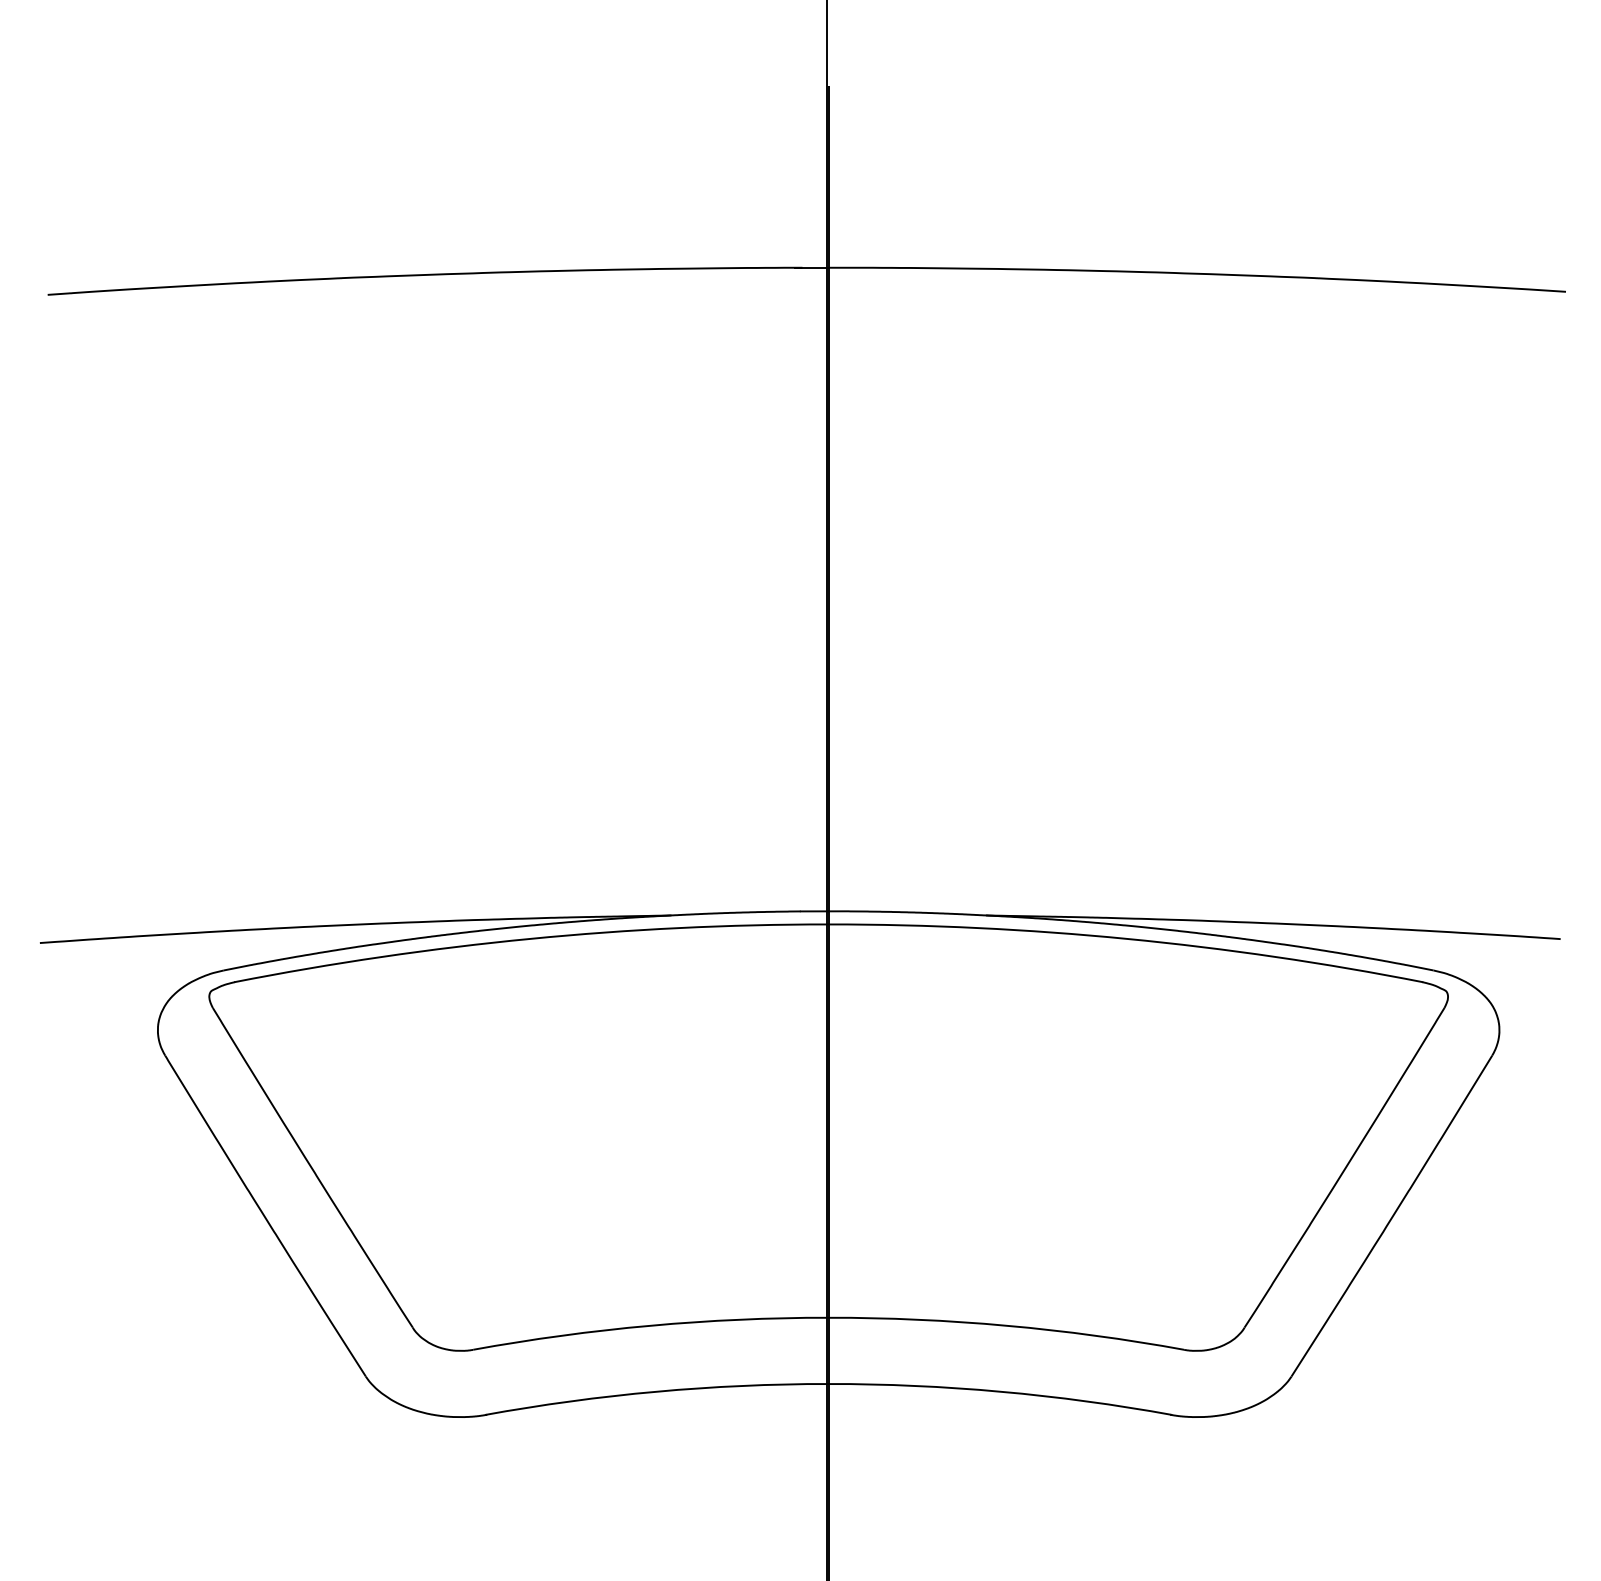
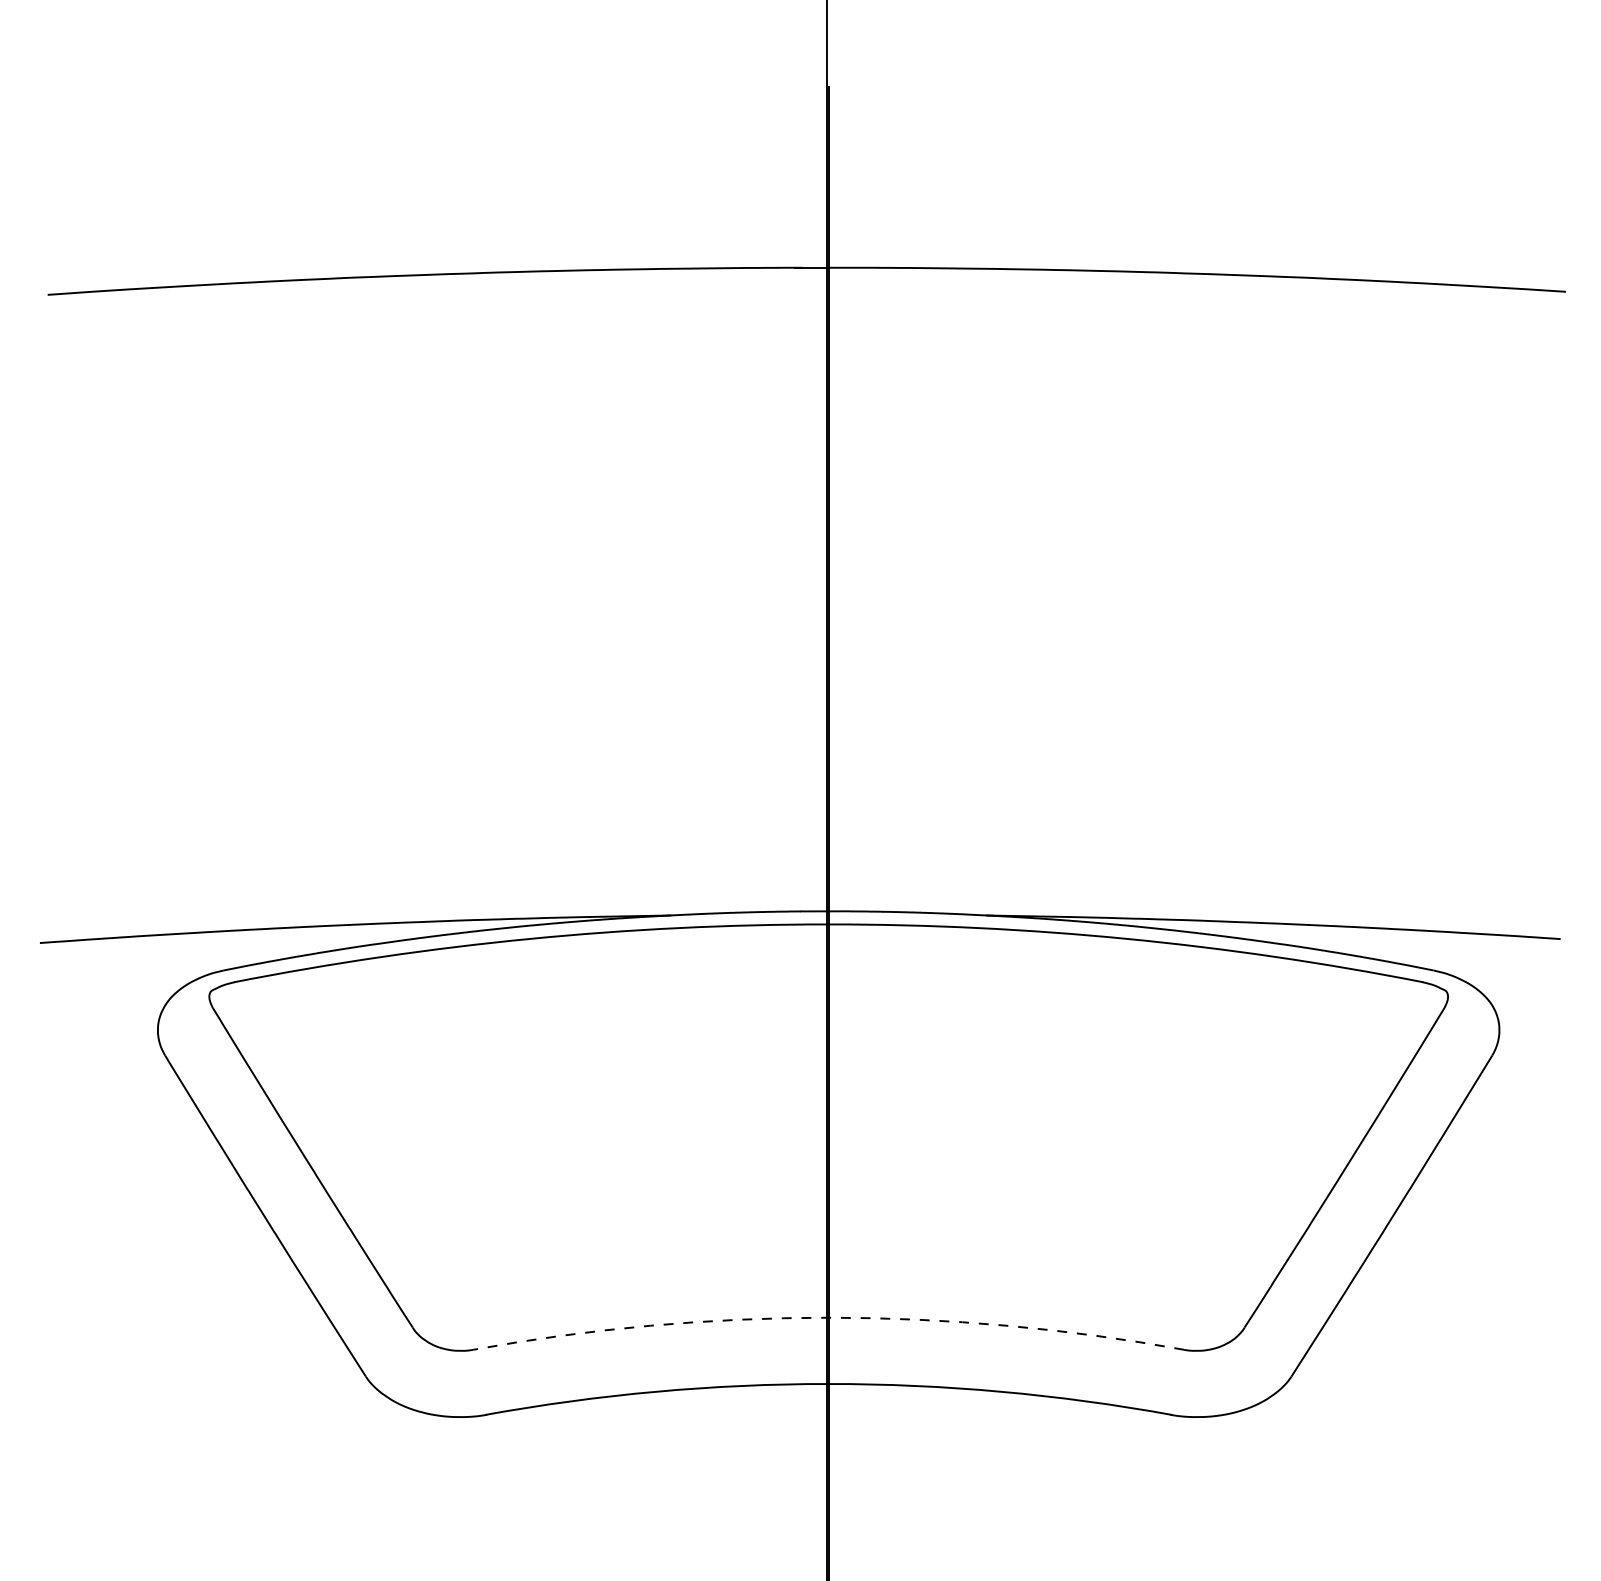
arc: solid -> dashed (828, 1317)
